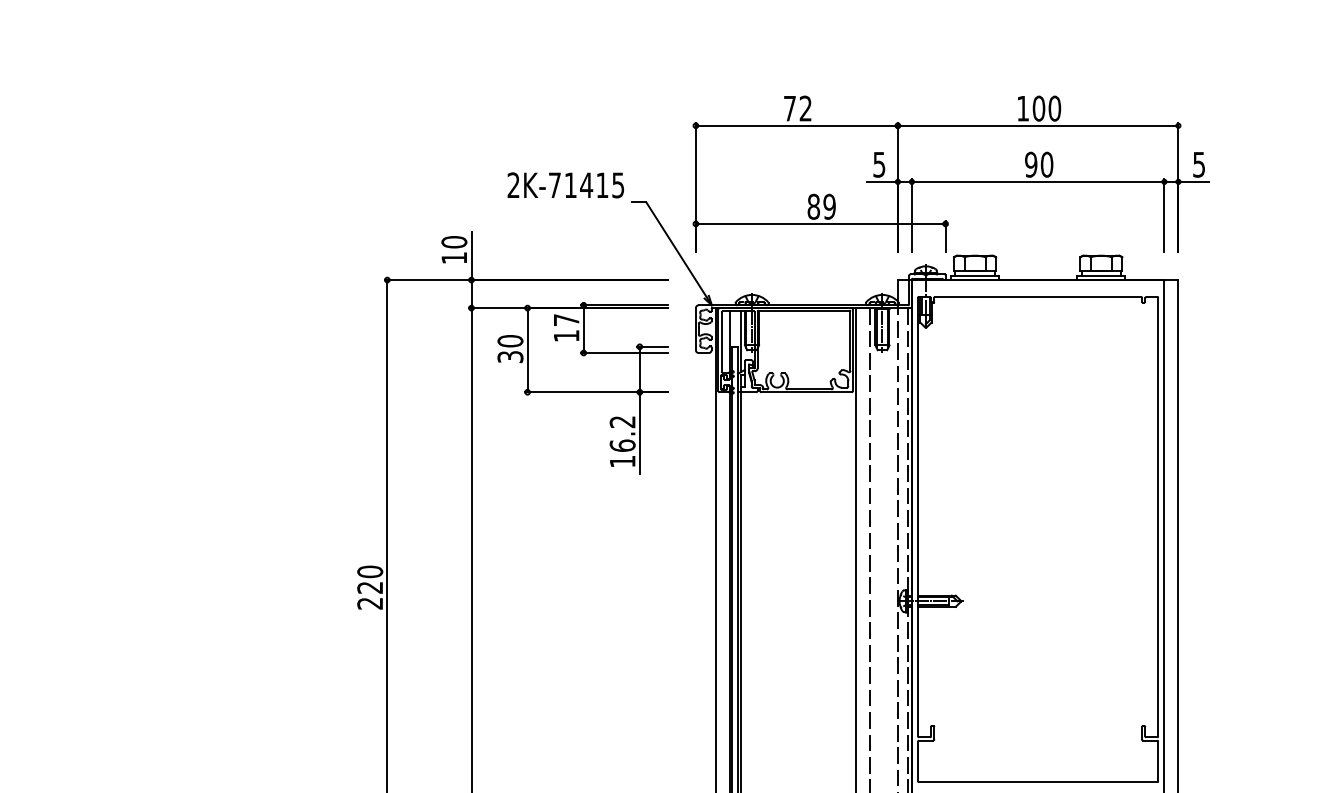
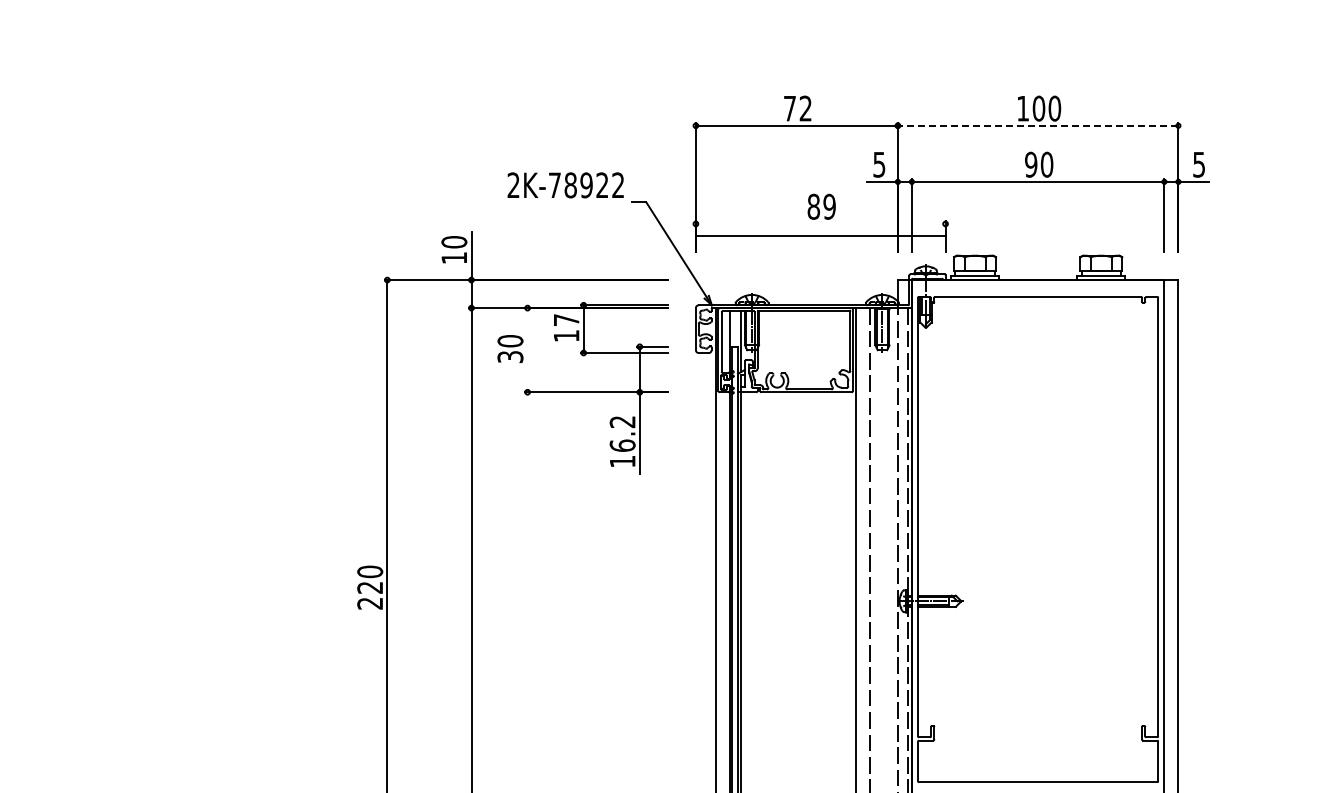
line: solid -> dashed (1037, 125)
text: 2K-71415 -> 2K-78922 (594, 185)
line position: (820, 223) -> (820, 235) (820, 235)
line: present -> none (527, 350)
